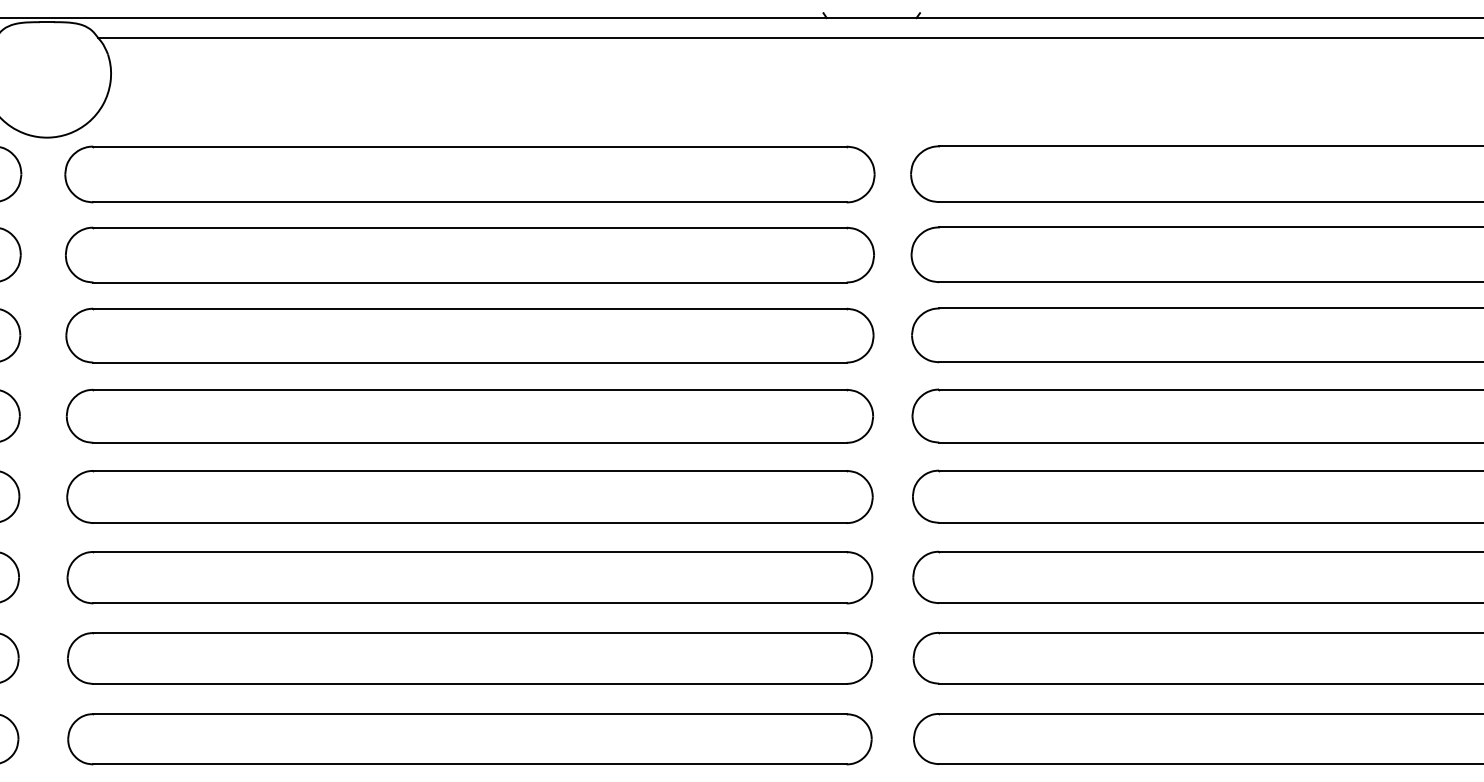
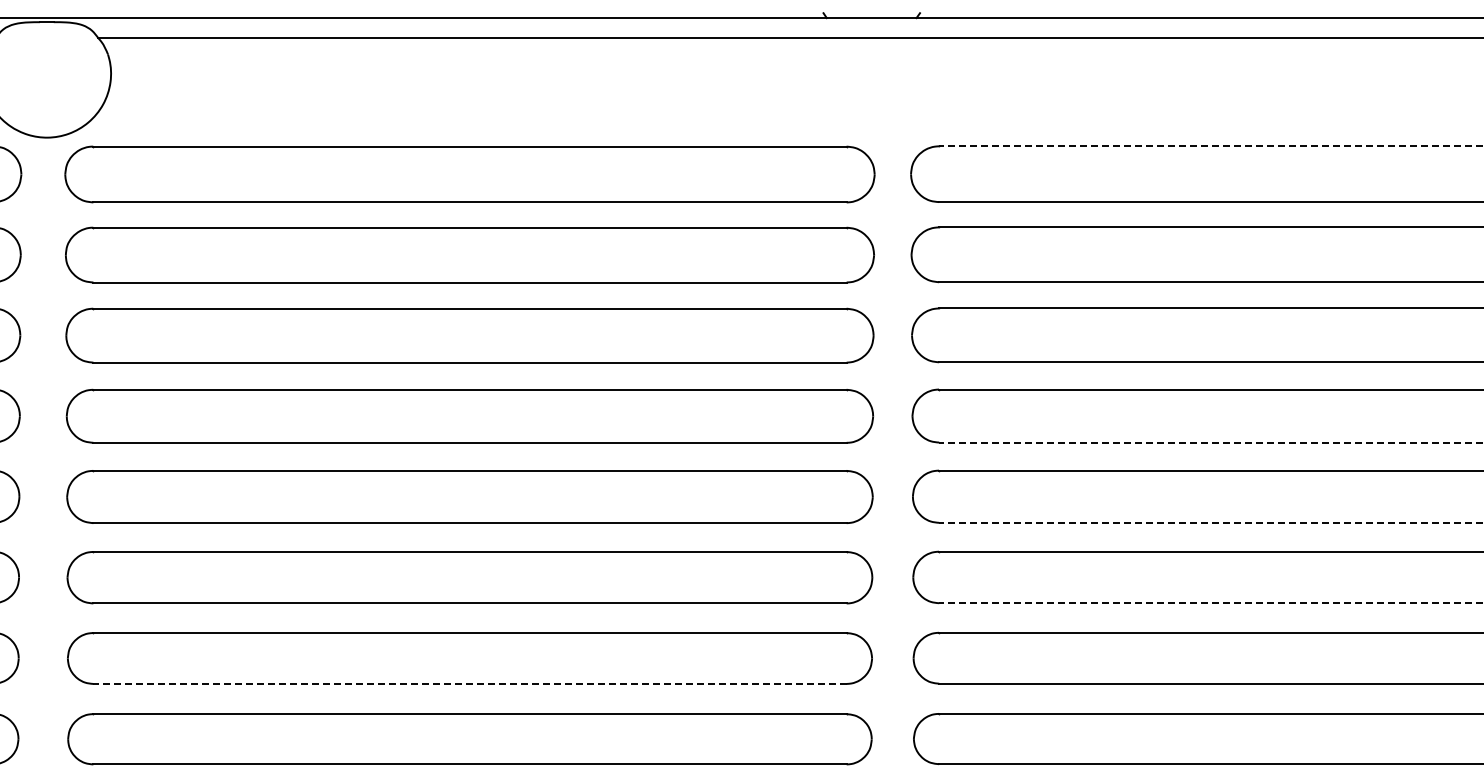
line: solid -> dashed (1210, 146)
line: solid -> dashed (1210, 442)
line: solid -> dashed (1210, 522)
line: solid -> dashed (1210, 603)
line: solid -> dashed (470, 683)
